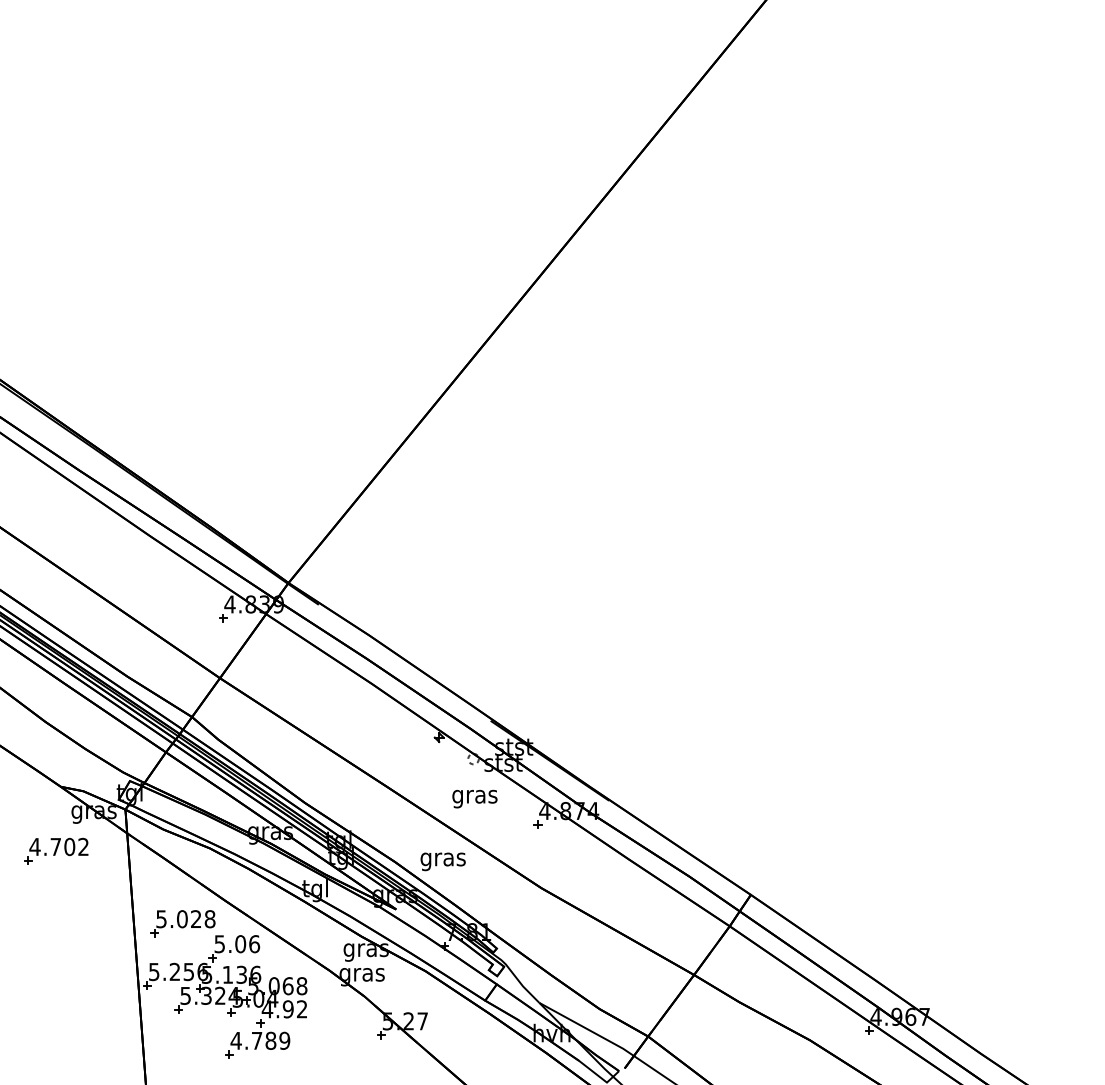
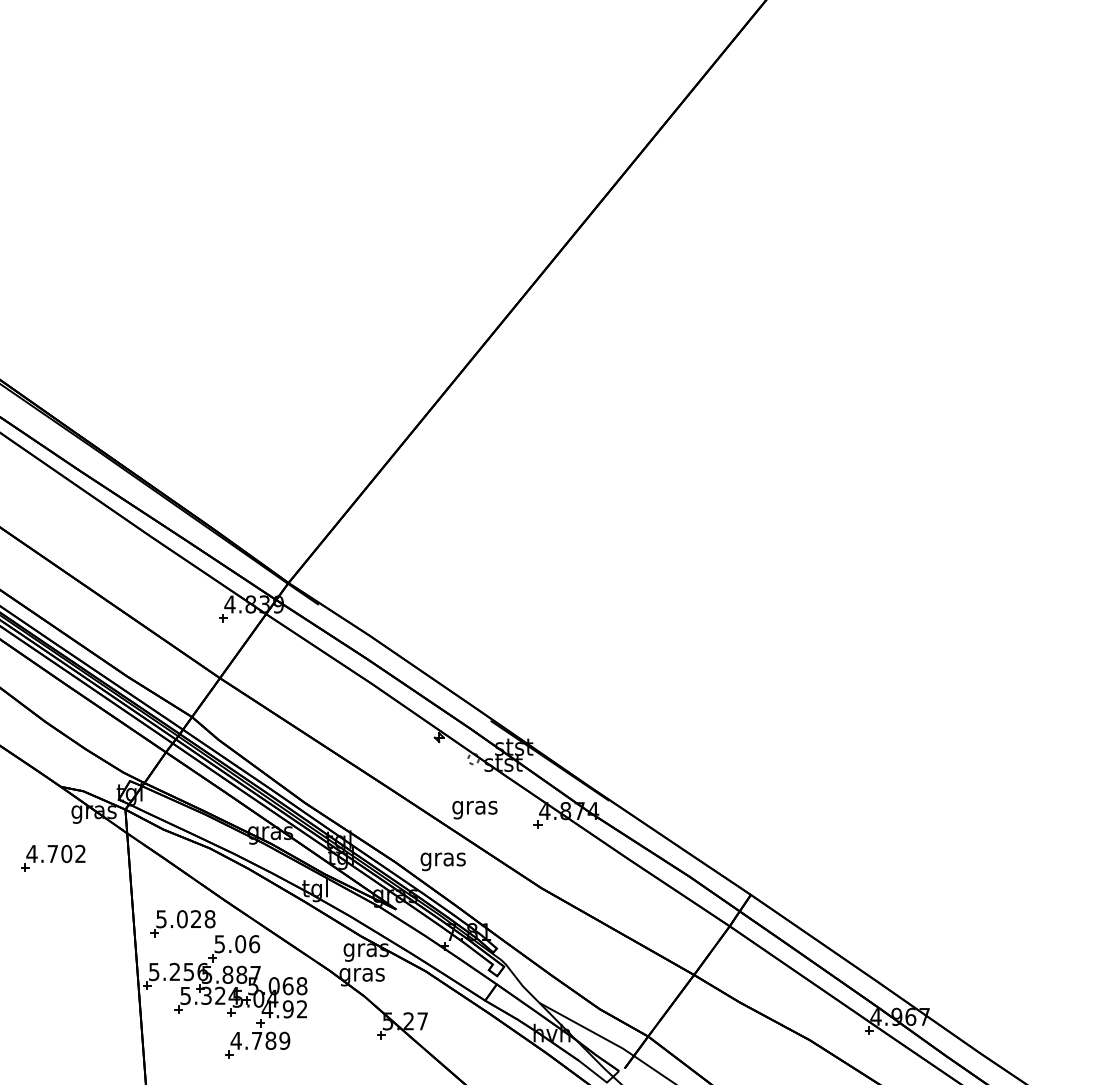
text position: (474, 798) -> (474, 809) (474, 809)
part position: (56, 850) -> (53, 857) (53, 857)
text: 5.136 -> 5.887 (241, 974)
